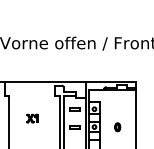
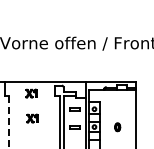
part: none -> present (31, 93)
line: solid -> dashed (8, 122)
